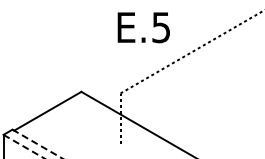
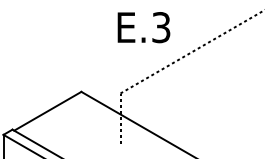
text: E.5 -> E.3 (161, 27)
line: dashed -> solid (37, 144)
line: dashed -> solid (24, 146)
